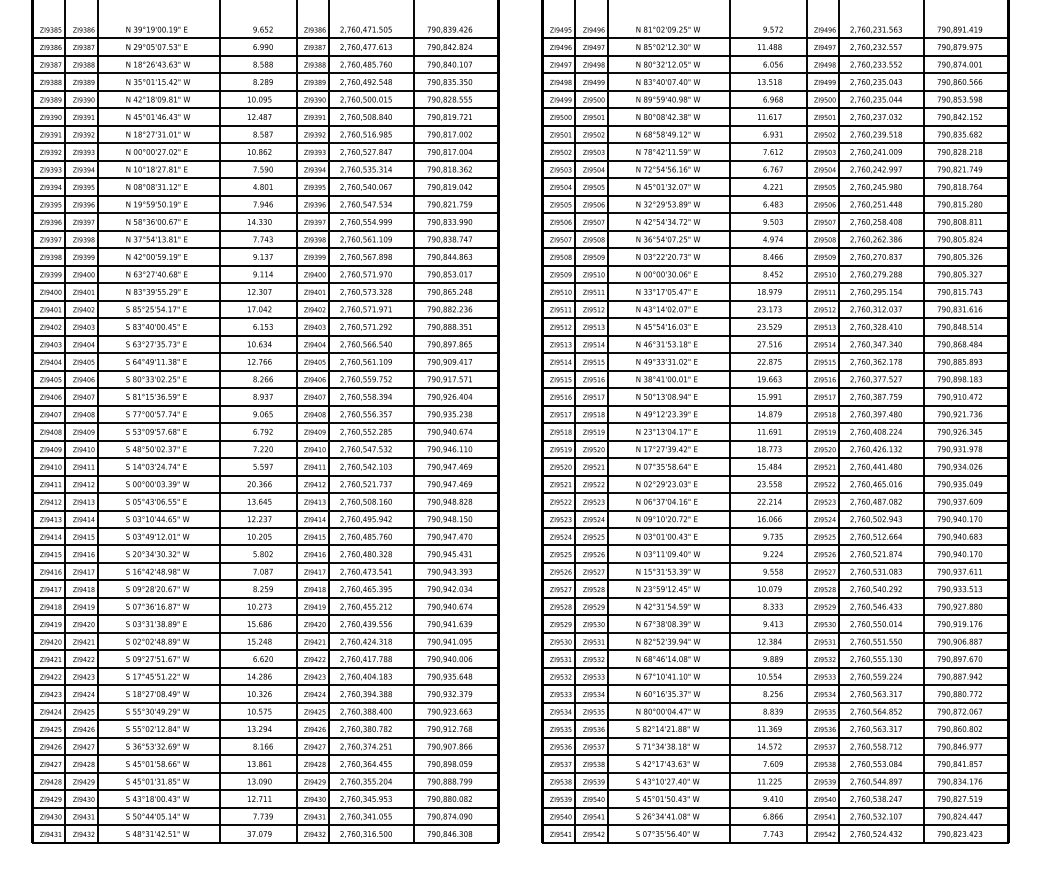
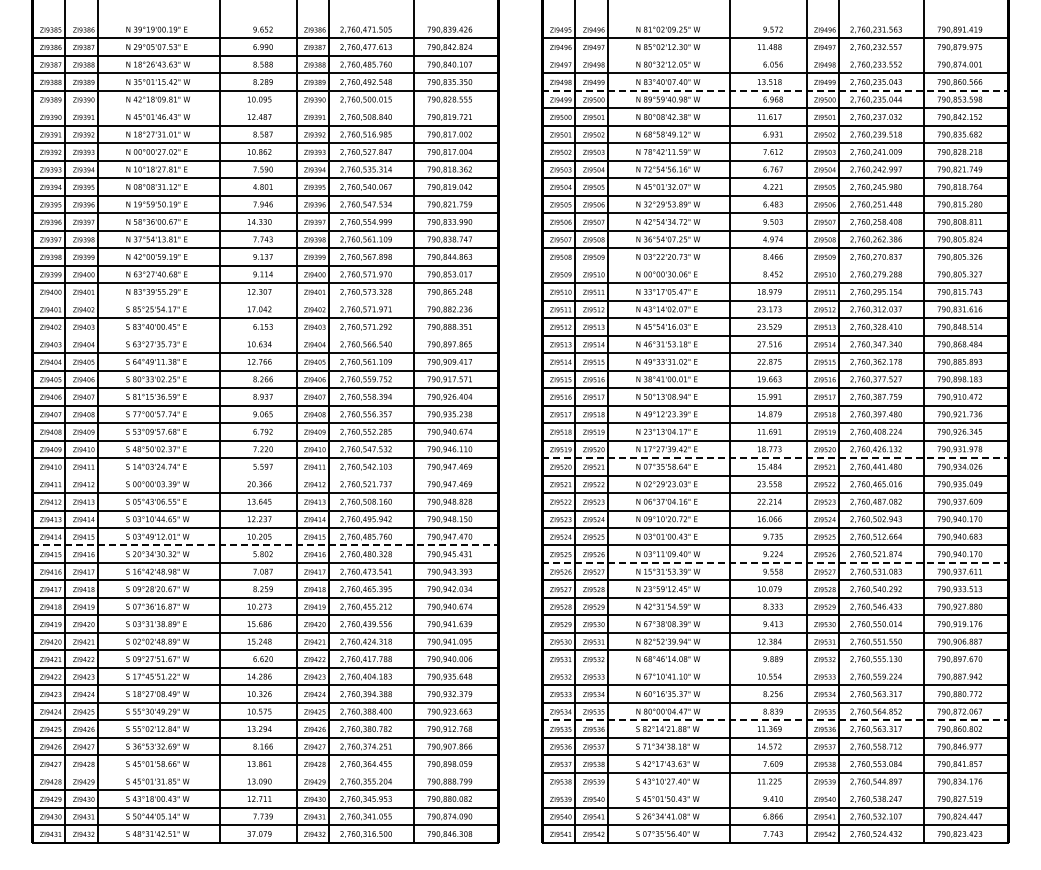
line: present -> none (775, 55)
line: solid -> dashed (776, 90)
line: present -> none (265, 108)
line: present -> none (775, 265)
line: present -> none (265, 300)
line: present -> none (265, 335)
line: solid -> dashed (776, 458)
line: present -> none (265, 475)
line: solid -> dashed (265, 545)
line: solid -> dashed (776, 562)
line: present -> none (775, 667)
line: solid -> dashed (776, 720)
line: present -> none (265, 772)
line: present -> none (775, 790)
